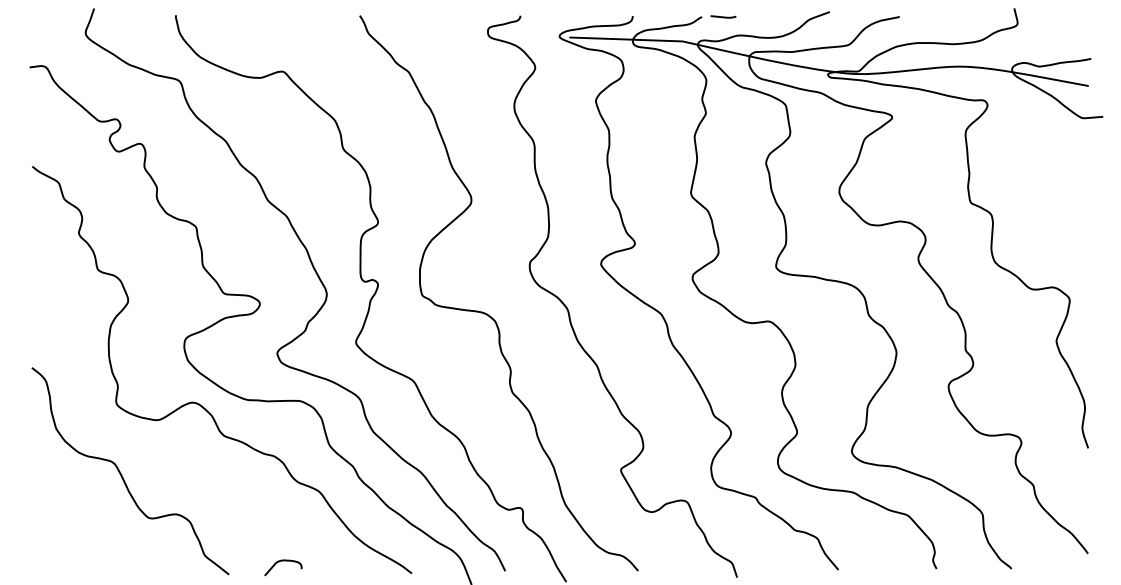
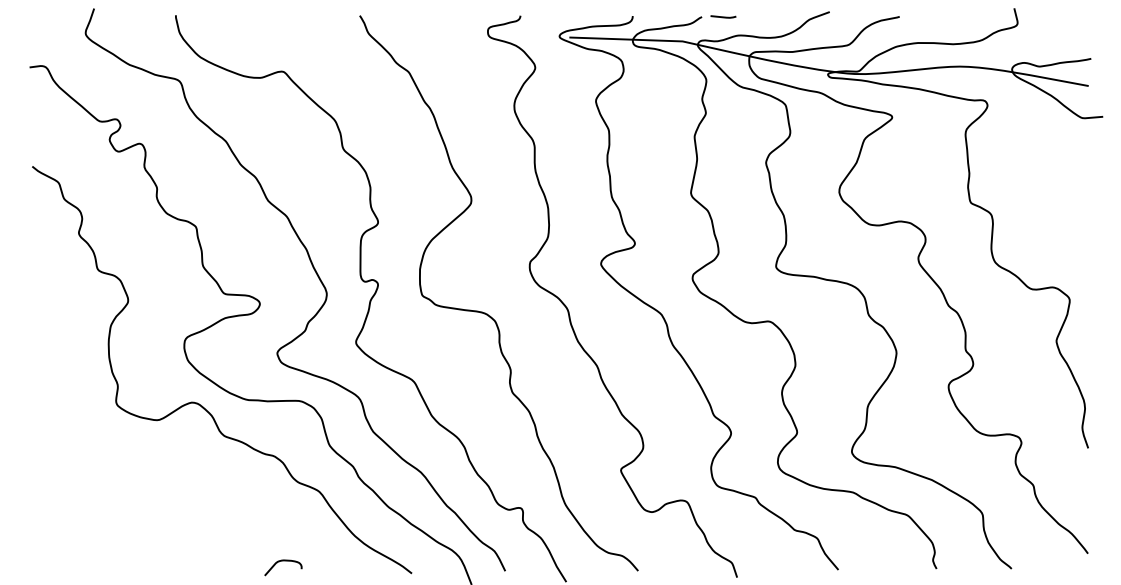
curve: present -> none (122, 475)
